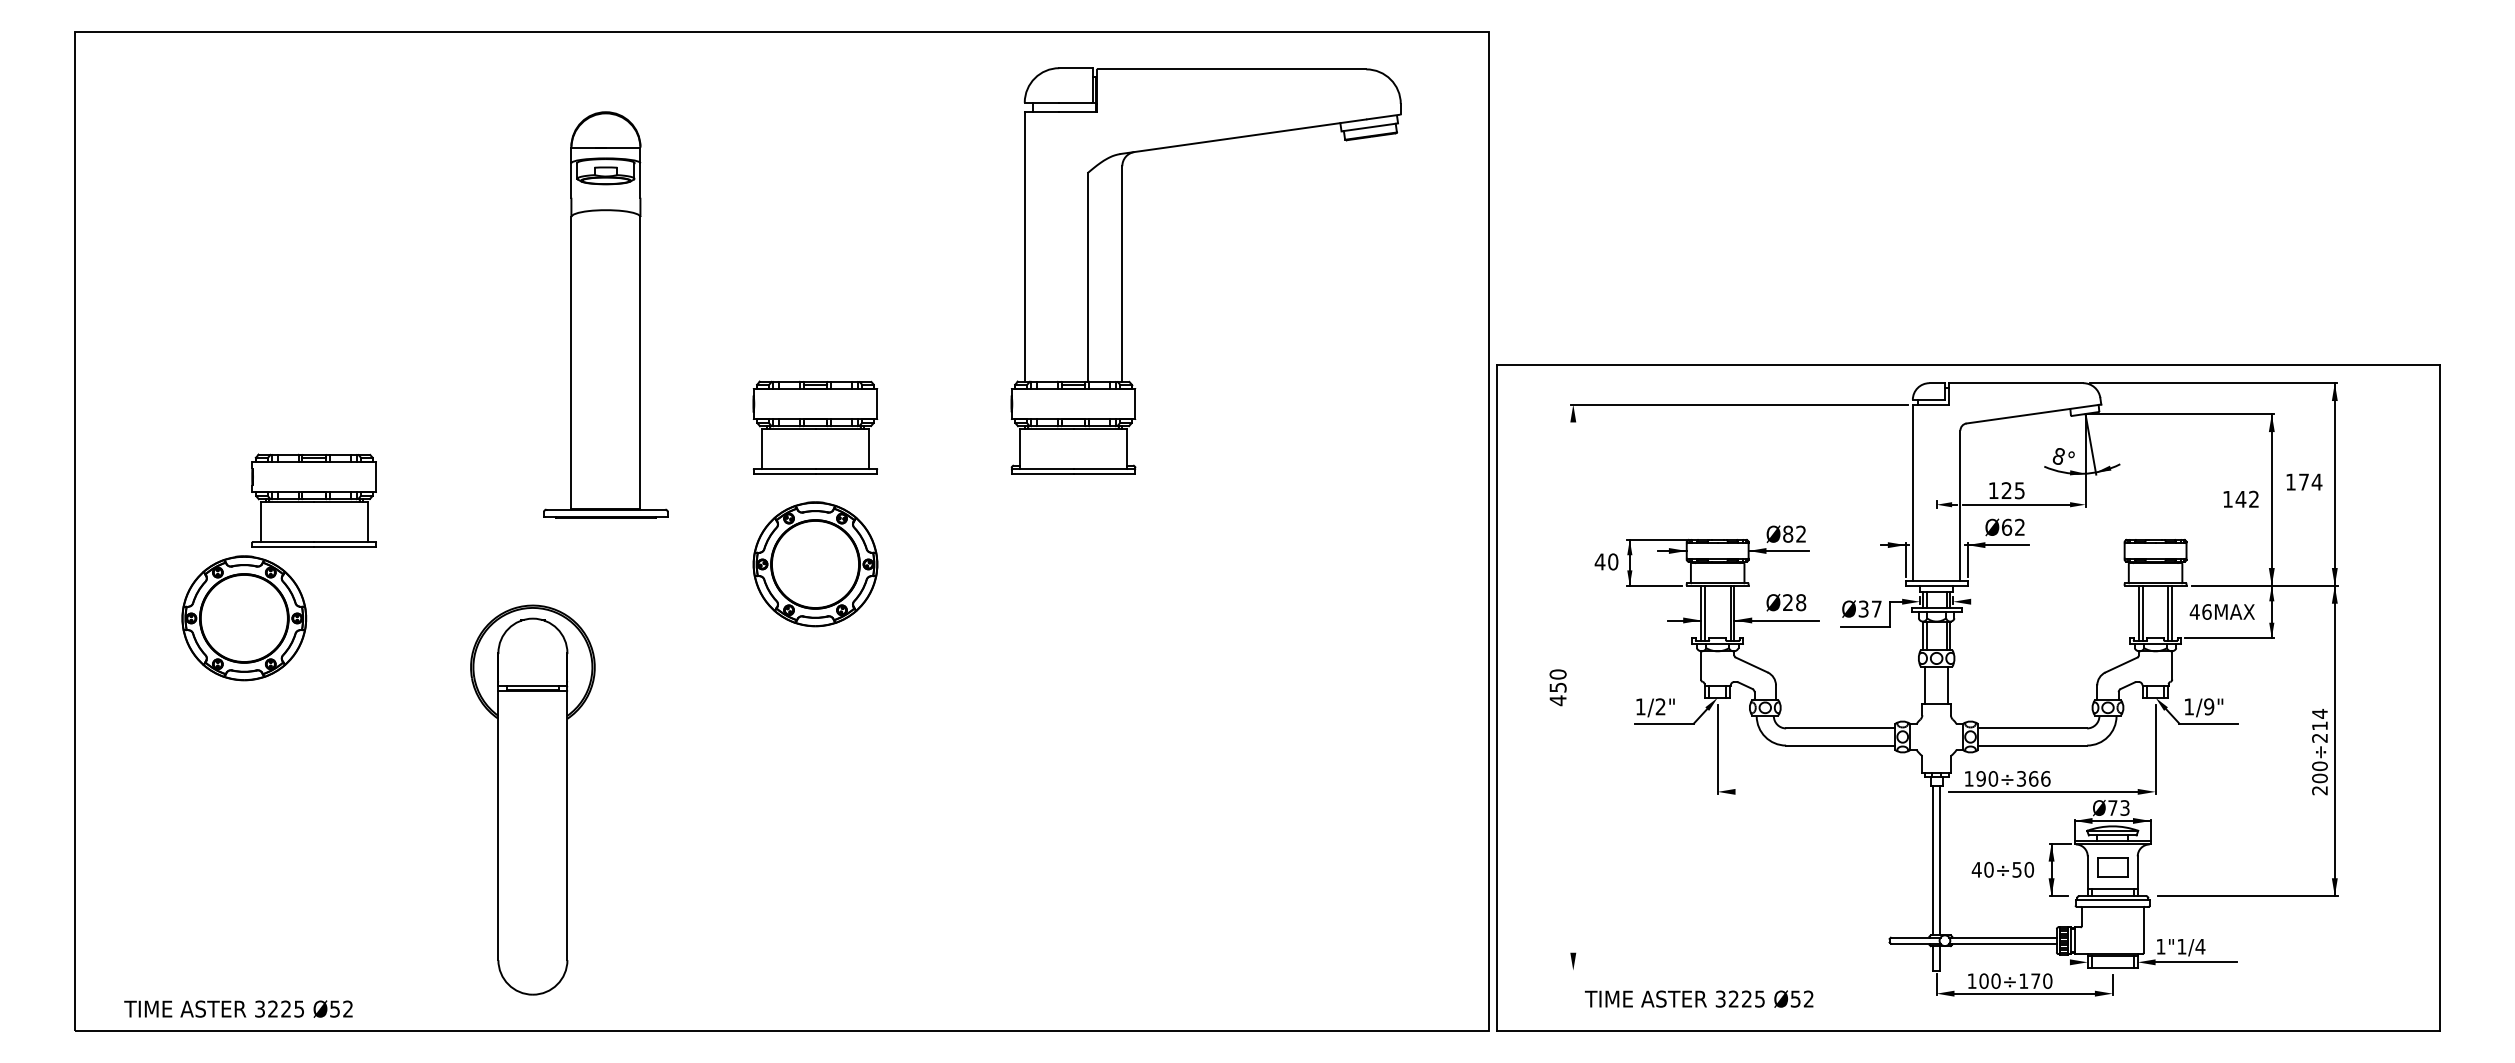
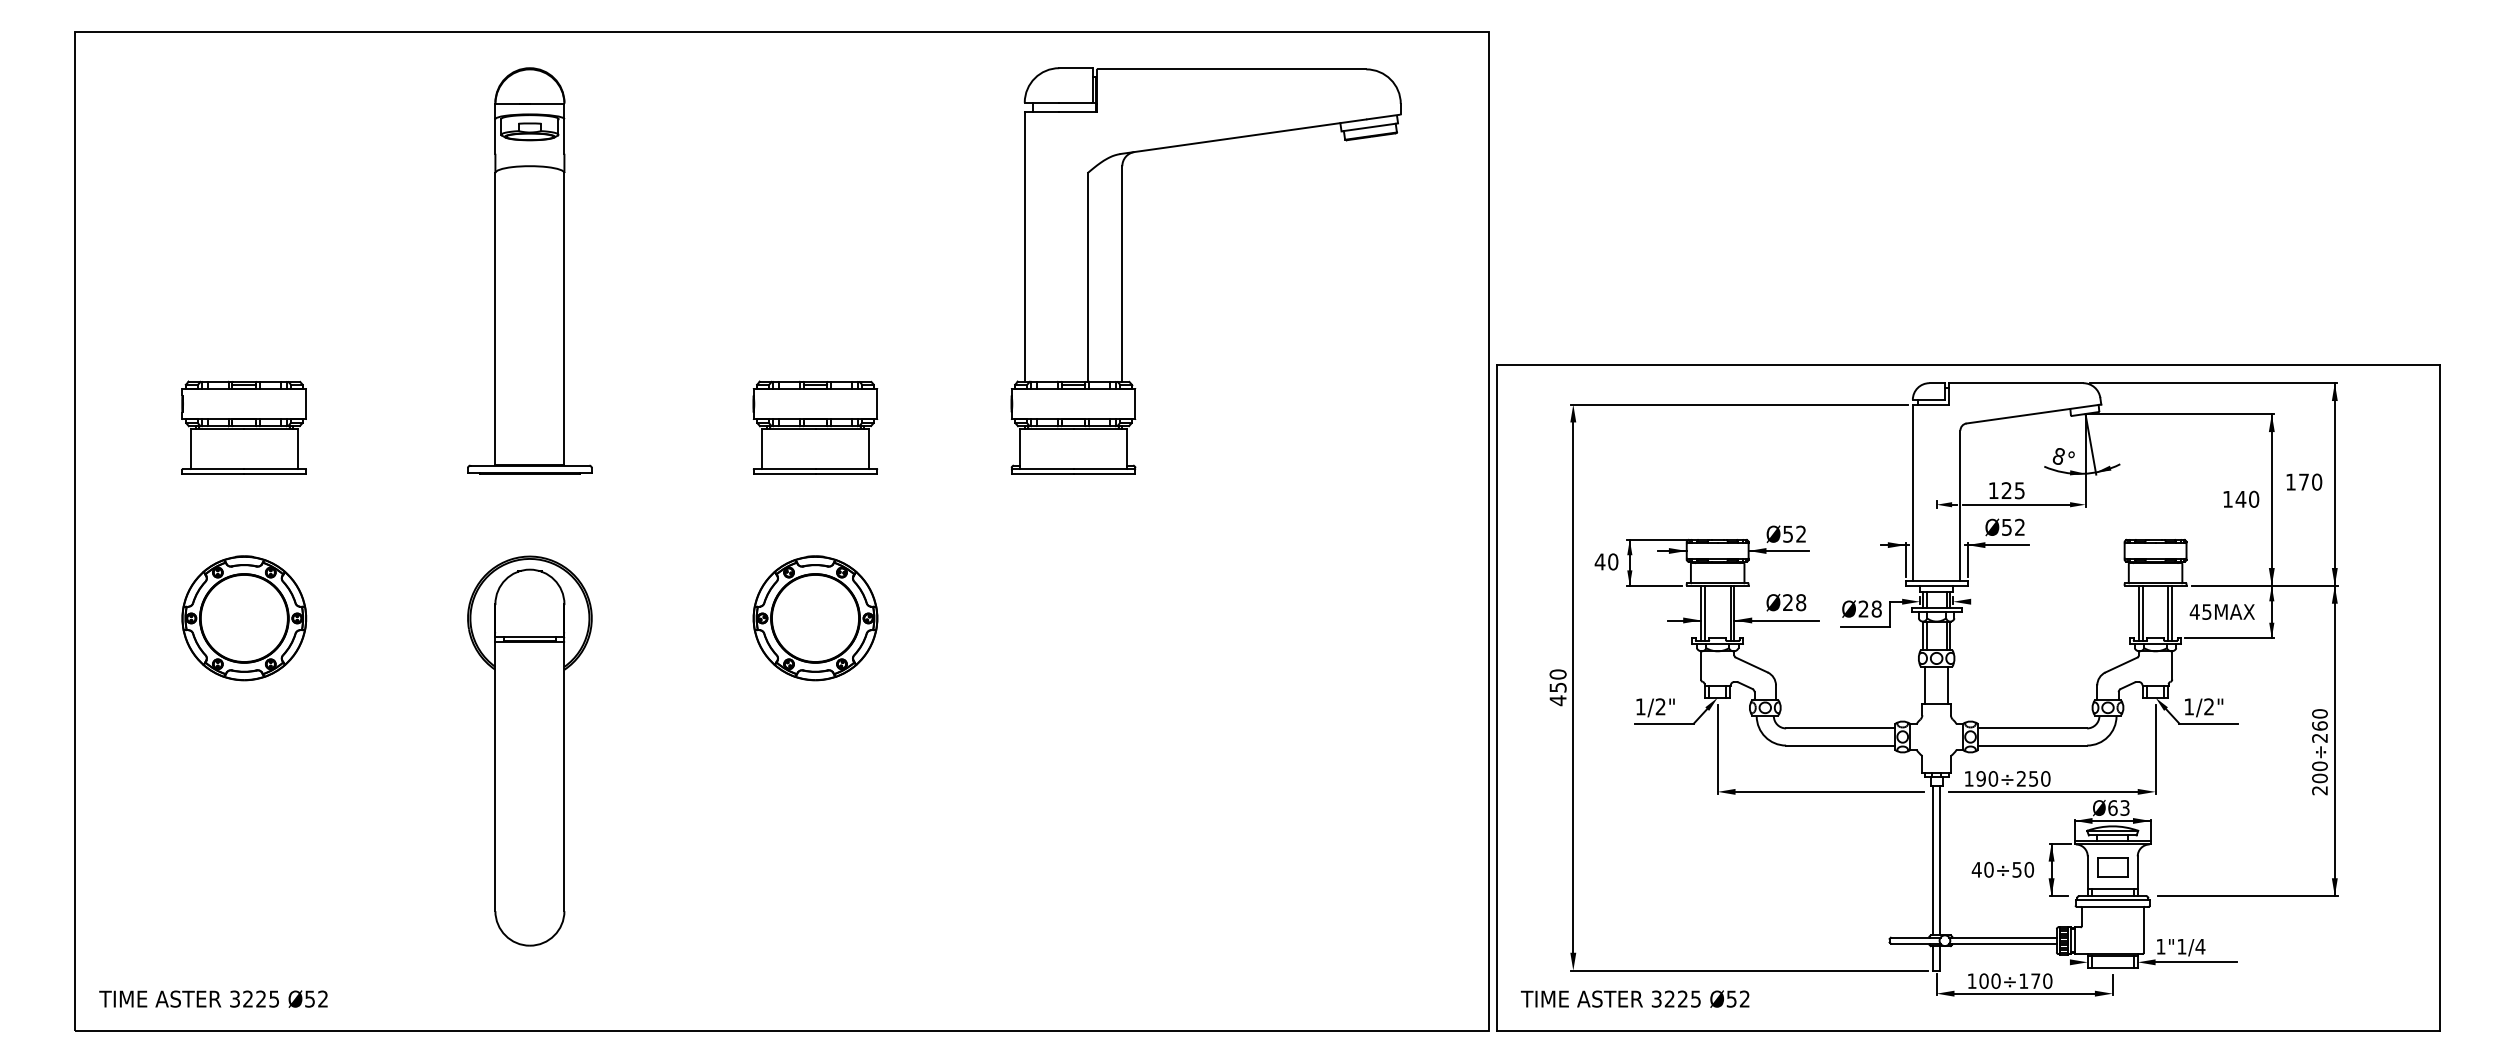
part position: (605, 314) -> (529, 270) (529, 270)
text: 174 -> 170 (2316, 481)
text: 142 -> 140 (2254, 498)
part position: (313, 500) -> (243, 427) (243, 427)
text: Ø62 -> Ø52 (2007, 526)
text: Ø82 -> Ø52 (1788, 533)
part position: (815, 564) -> (815, 618) (815, 618)
text: Ø37 -> Ø28 (1869, 608)
text: 46MAX -> 45MAX (2206, 611)
line: none -> present (1573, 687)
text: 1/9" -> 1/2" (2209, 706)
text: 200÷214 -> 200÷260 (2319, 719)
text: 190÷366 -> 190÷250 (2033, 778)
line: none -> present (1829, 791)
part position: (532, 799) -> (529, 750) (529, 750)
text: Ø73 -> Ø63 (2112, 807)
line: none -> present (1749, 970)
text position: (1699, 998) -> (1635, 998) (1635, 998)
text position: (238, 1008) -> (213, 998) (213, 998)
